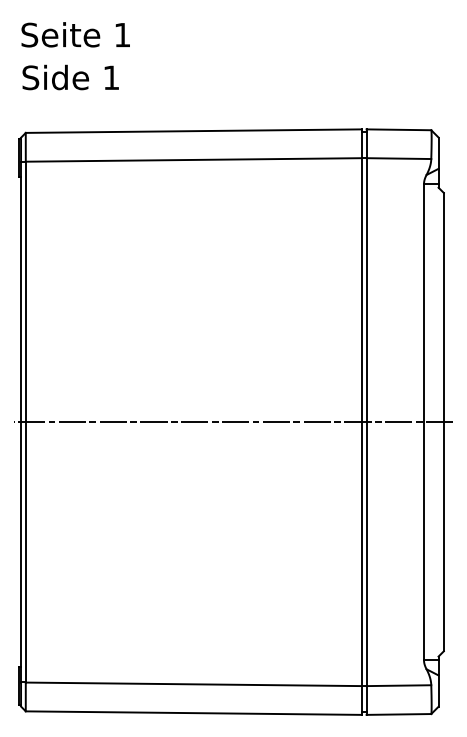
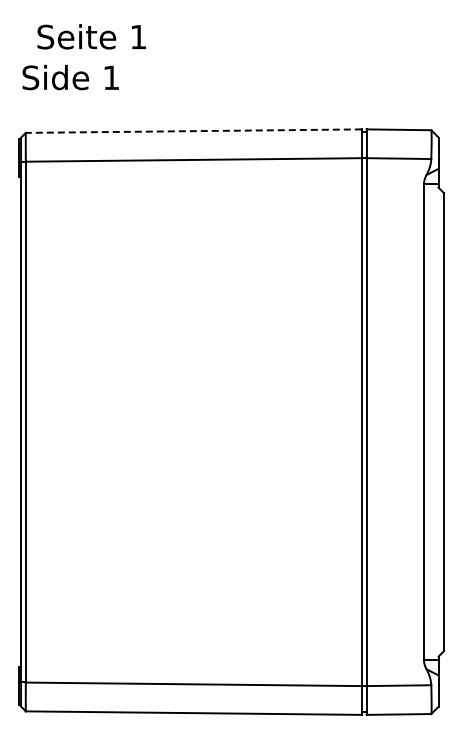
text position: (75, 34) -> (91, 36) (91, 36)
line: solid -> dashed (193, 131)
line: present -> none (233, 422)
